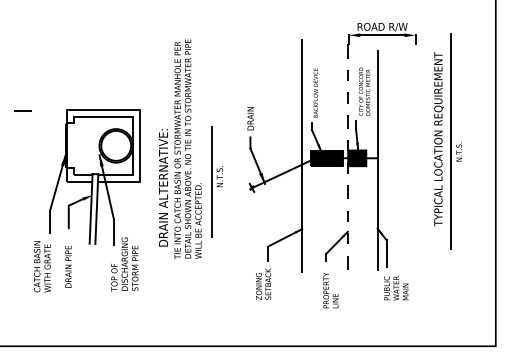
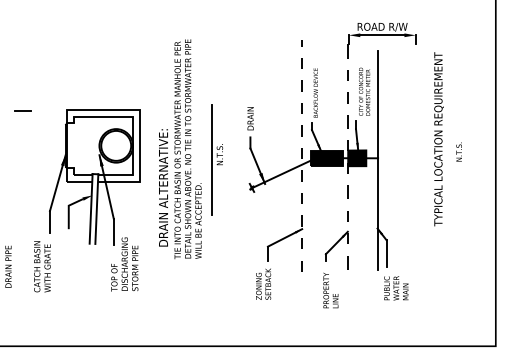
line: present -> none (450, 140)
line: solid -> dashed (302, 155)
part position: (217, 181) -> (217, 159) (217, 159)
text position: (68, 266) -> (8, 266) (8, 266)
